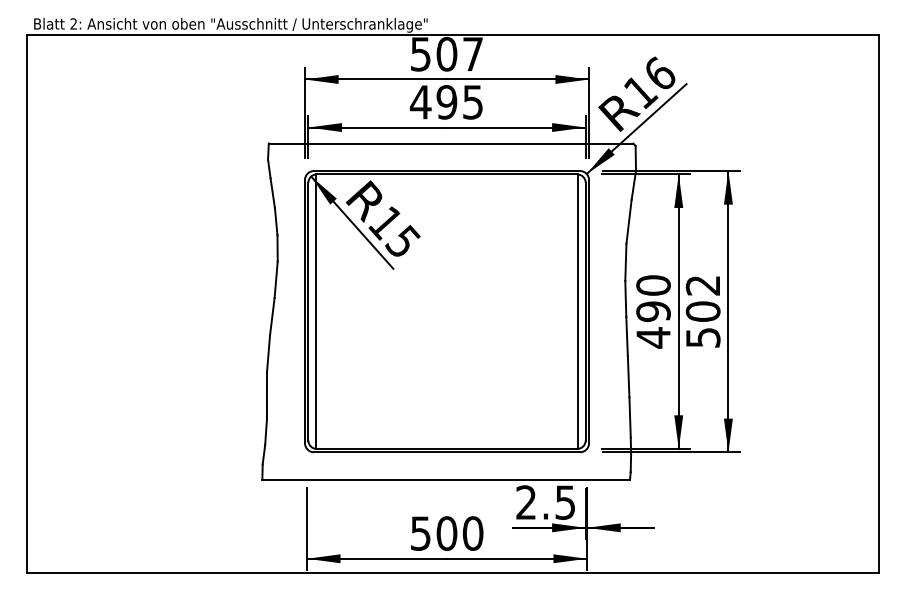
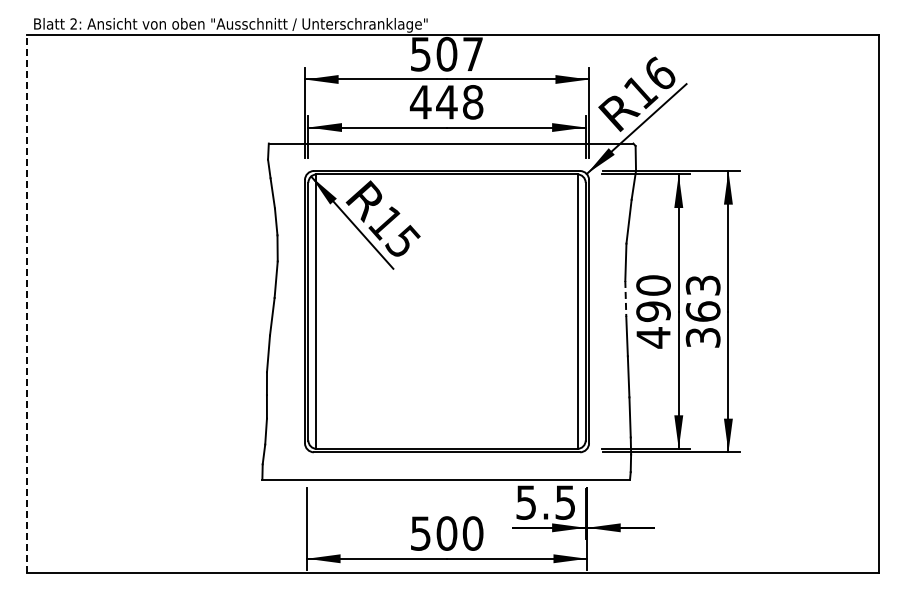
text: 495 -> 448 (459, 102)
line: solid -> dashed (625, 298)
line: solid -> dashed (27, 304)
text: 502 -> 363 (702, 311)
text: 2.5 -> 5.5 (525, 502)
